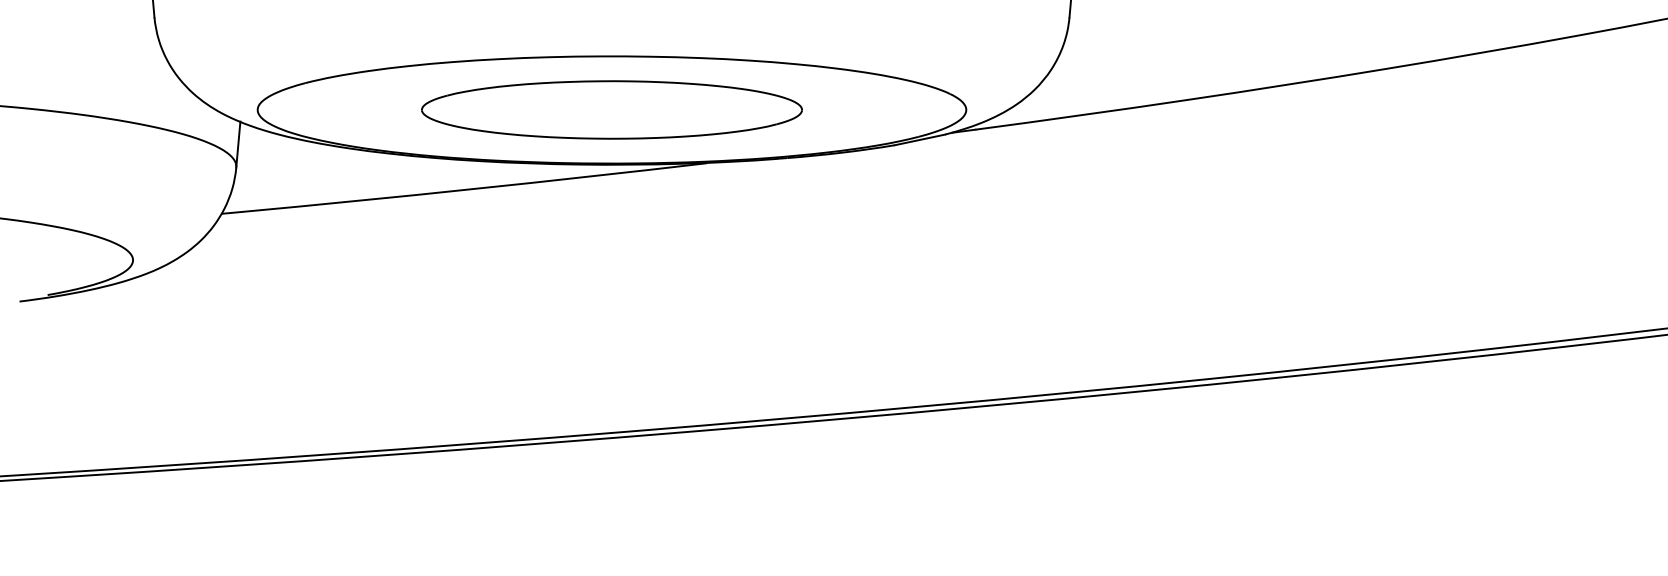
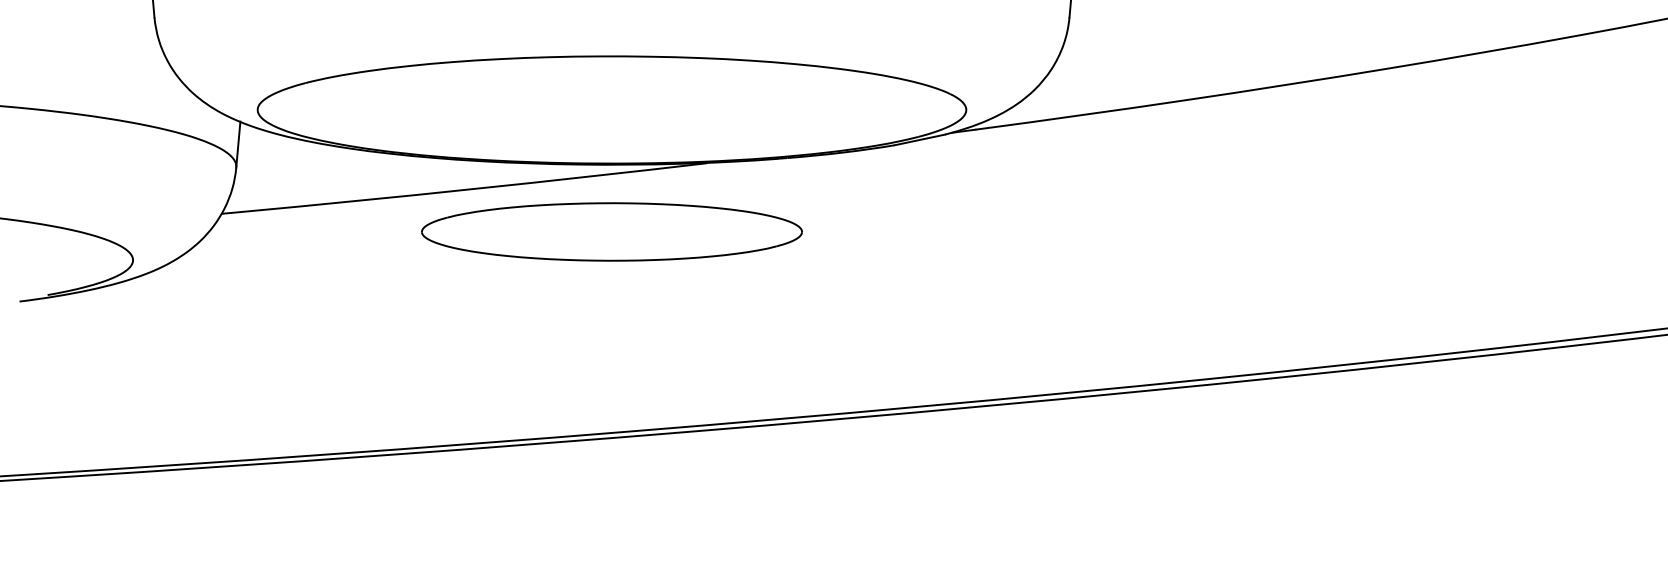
part position: (611, 109) -> (611, 231) (611, 231)
